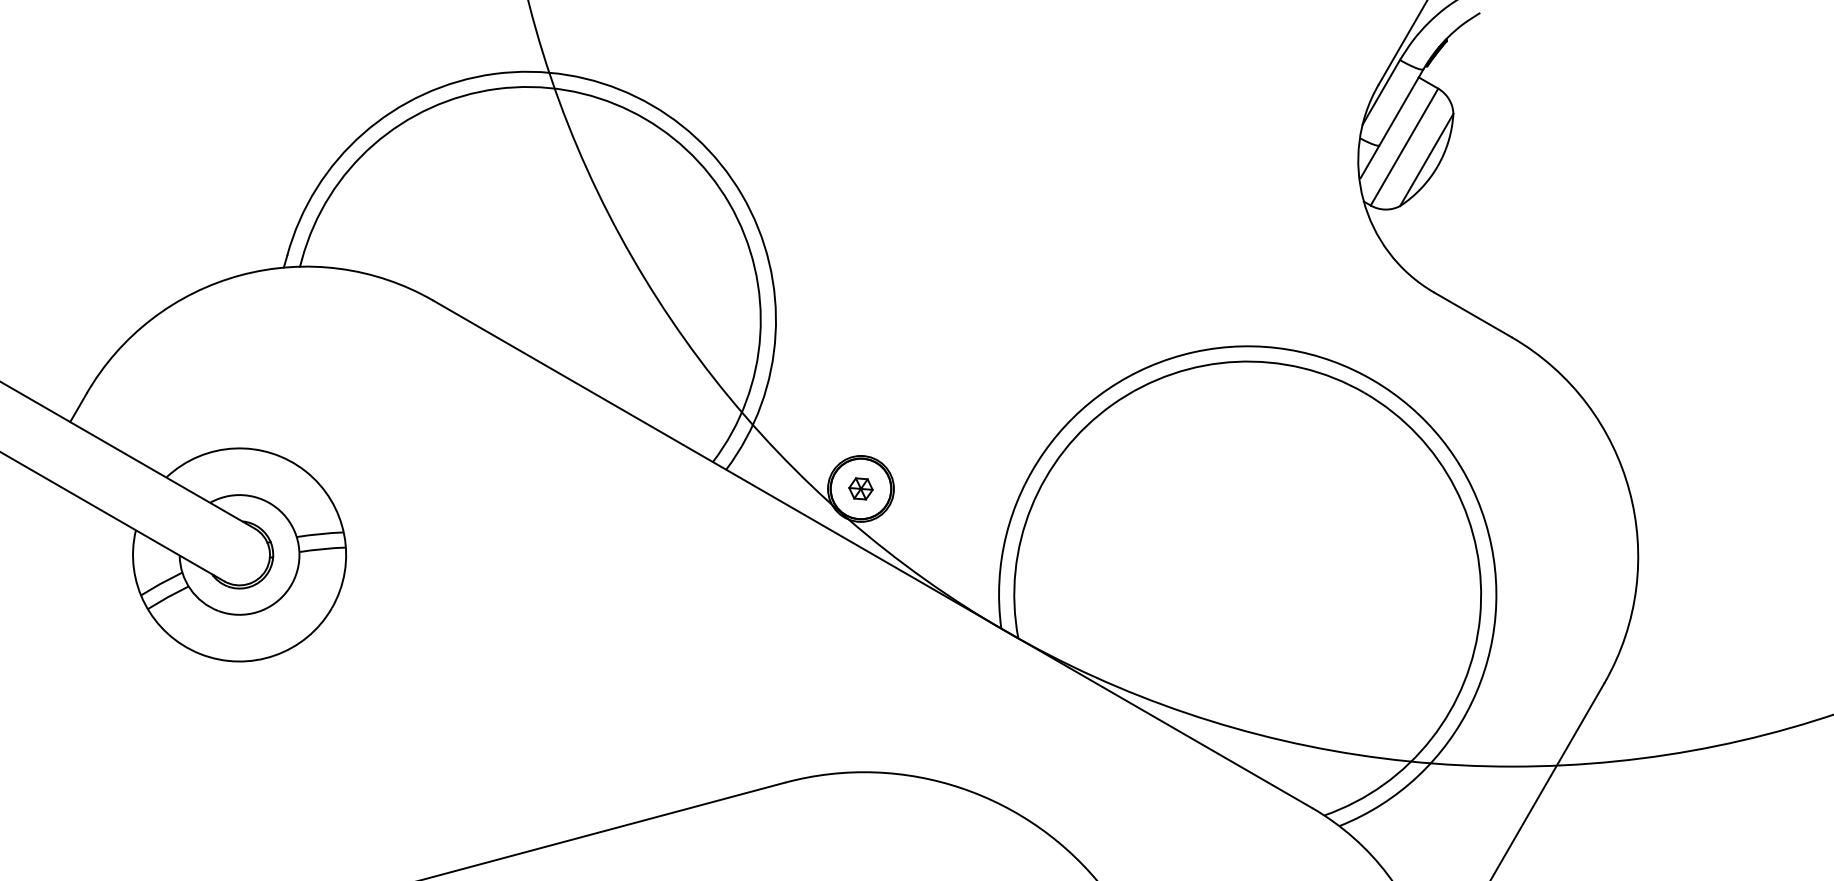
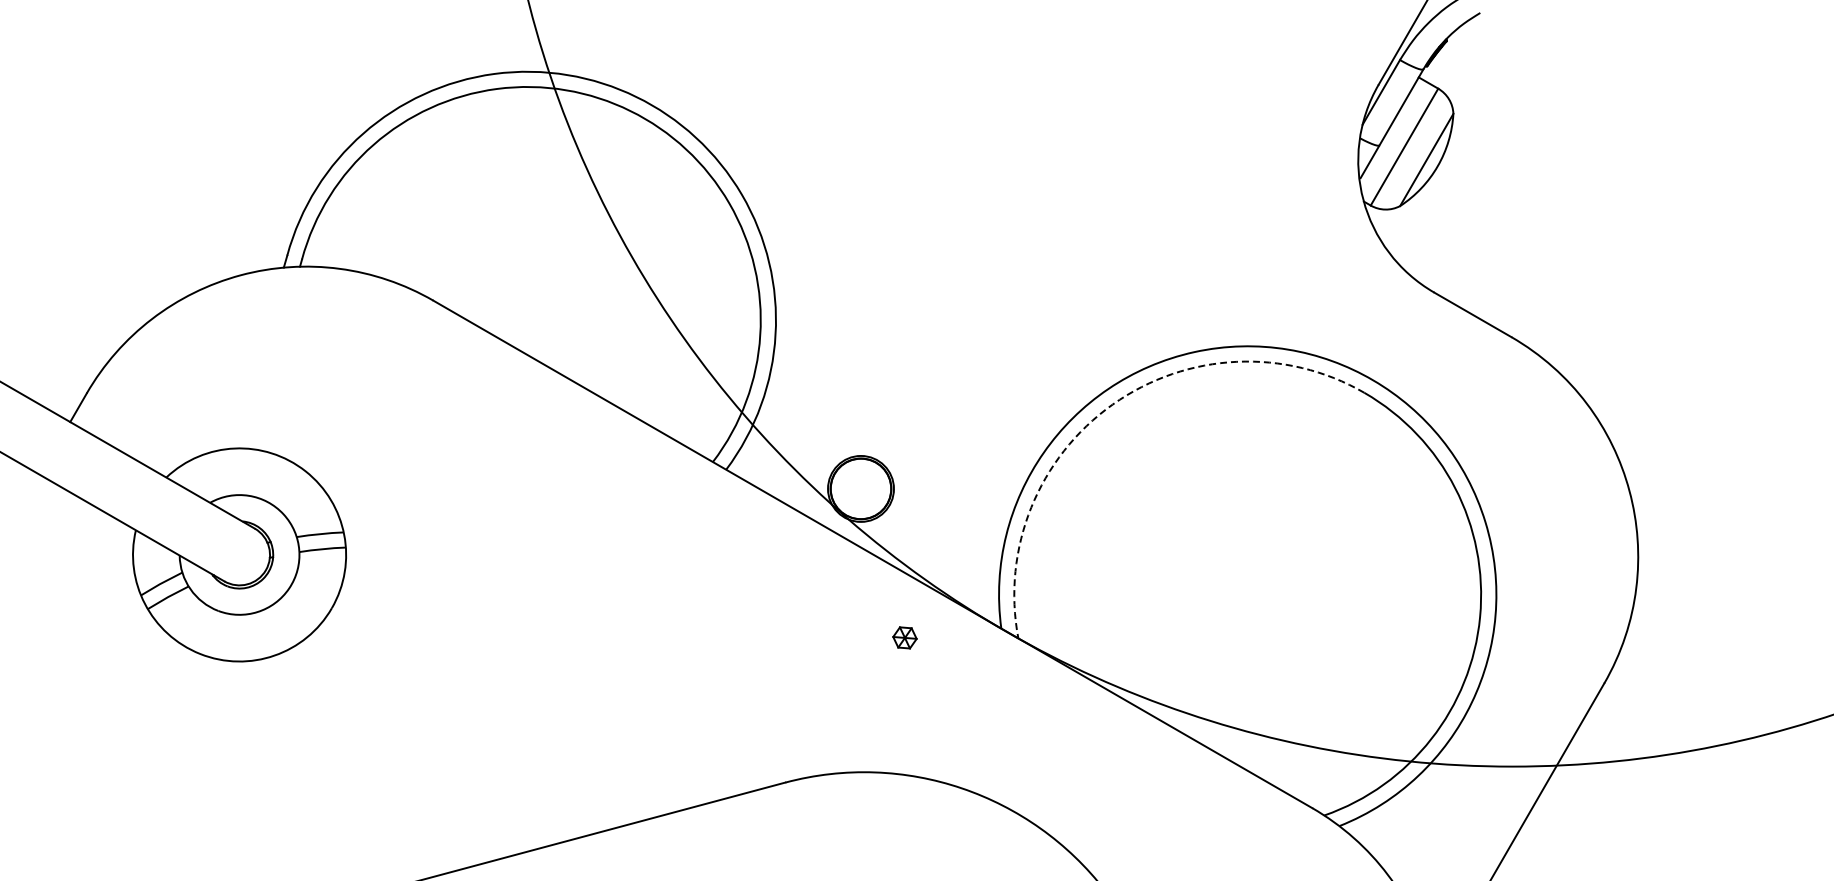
arc: solid -> dashed (1112, 404)
part position: (860, 488) -> (904, 637) (904, 637)
